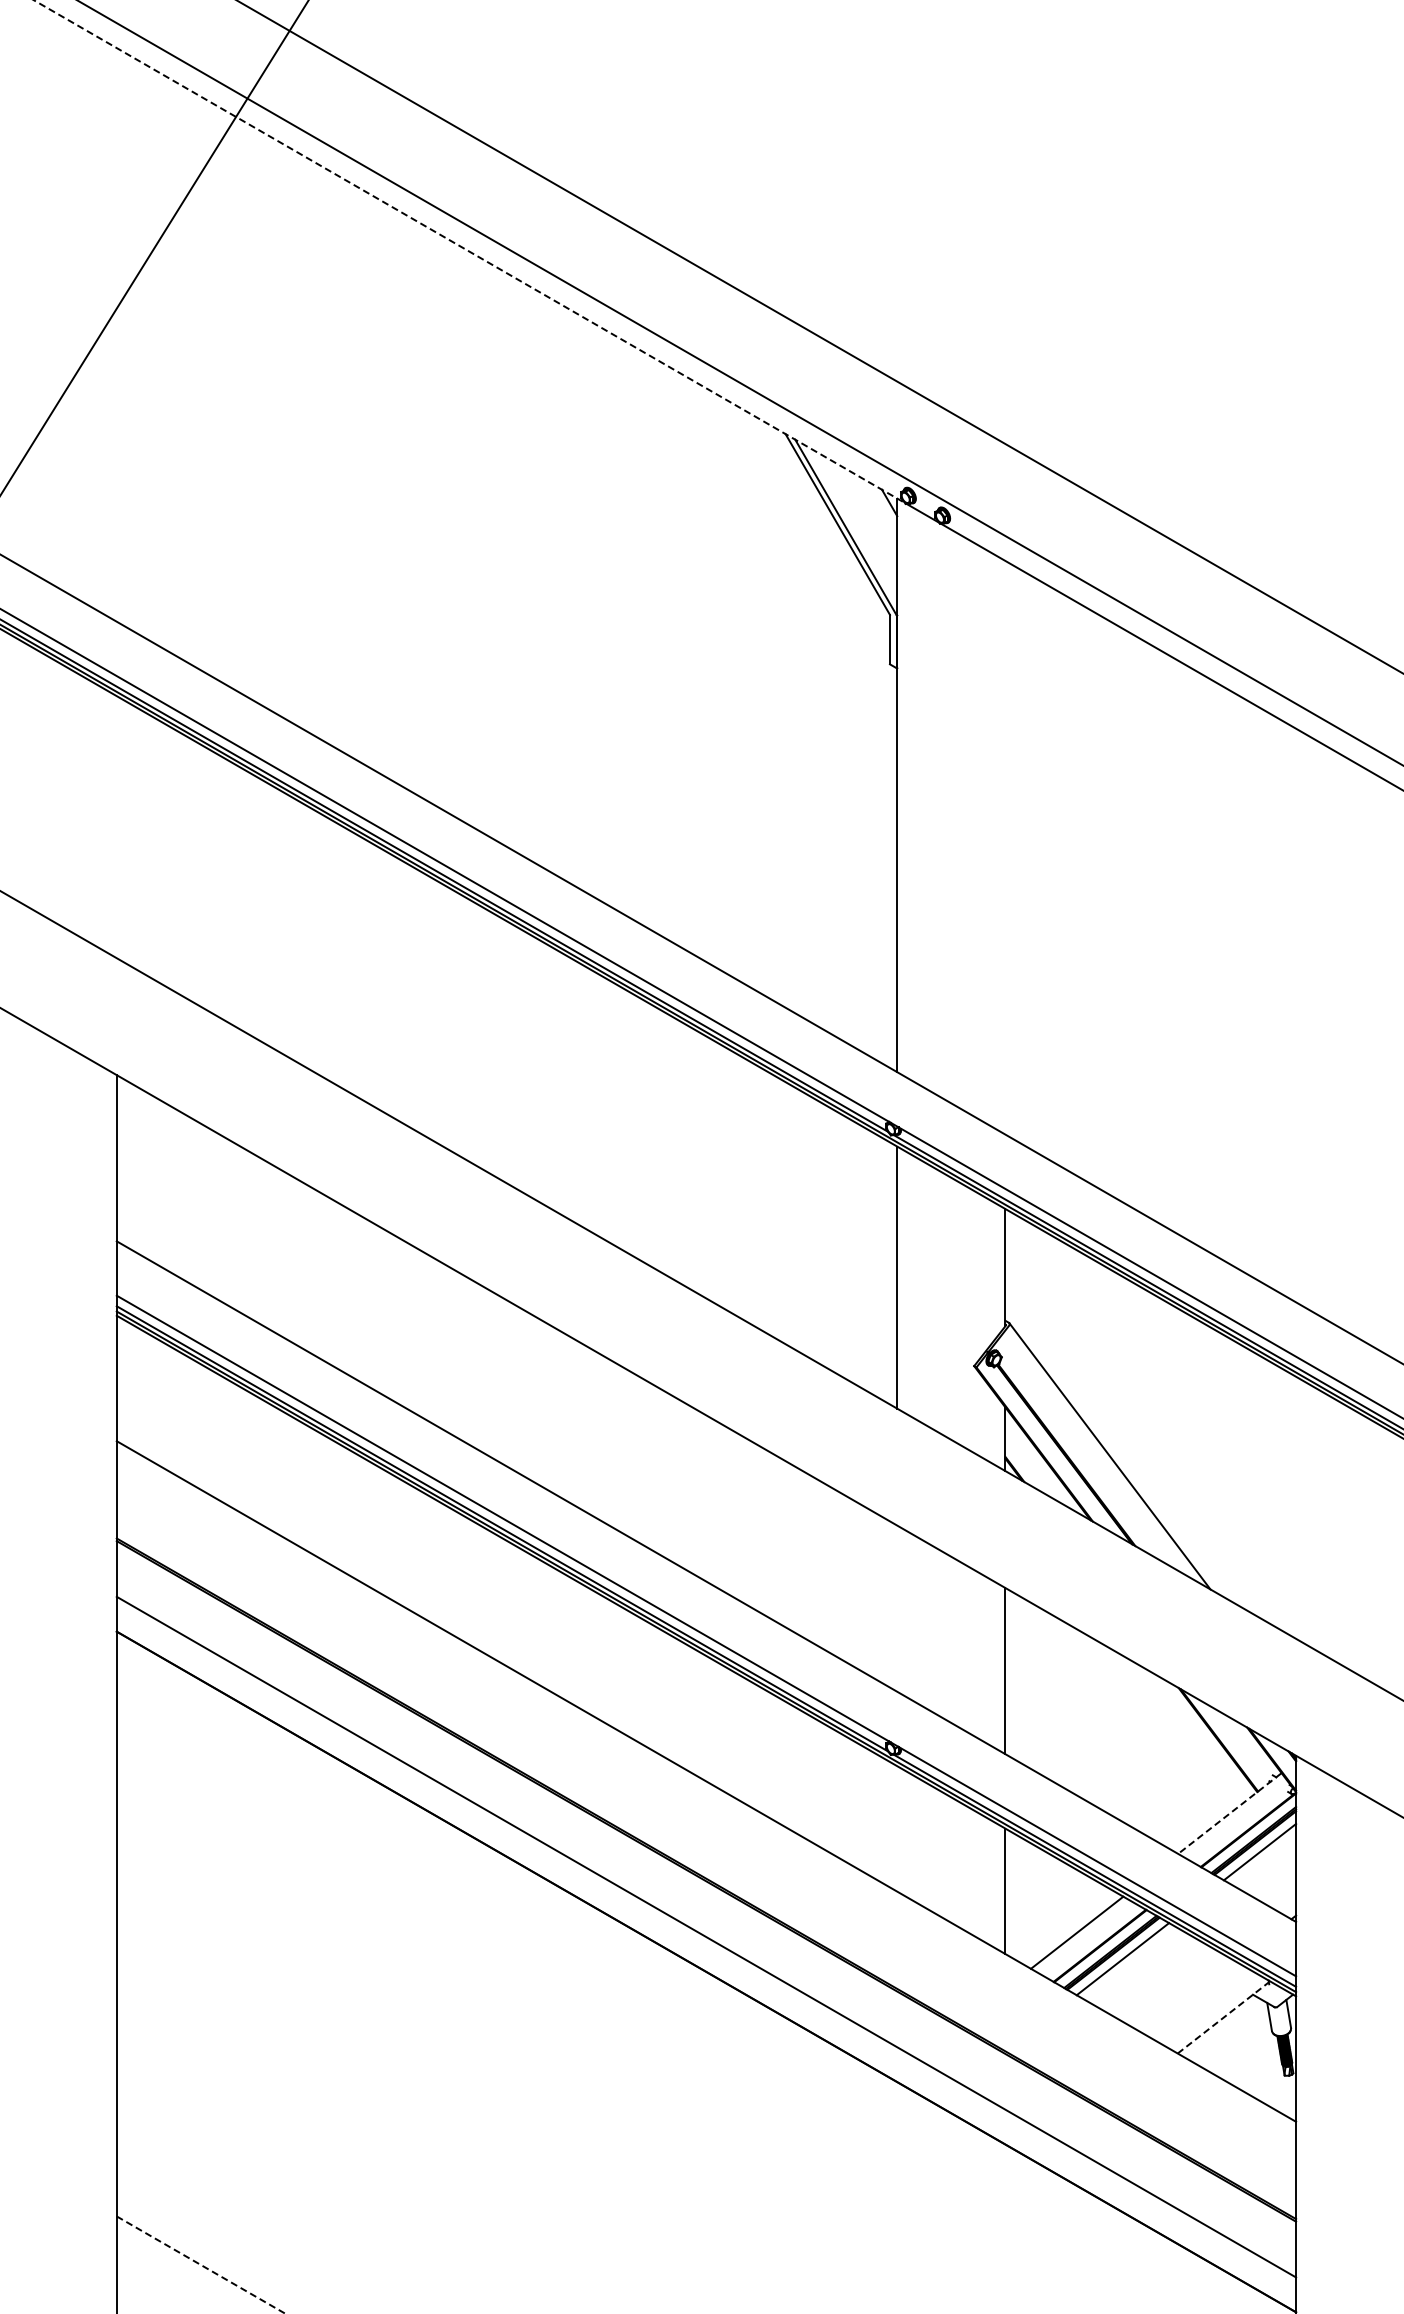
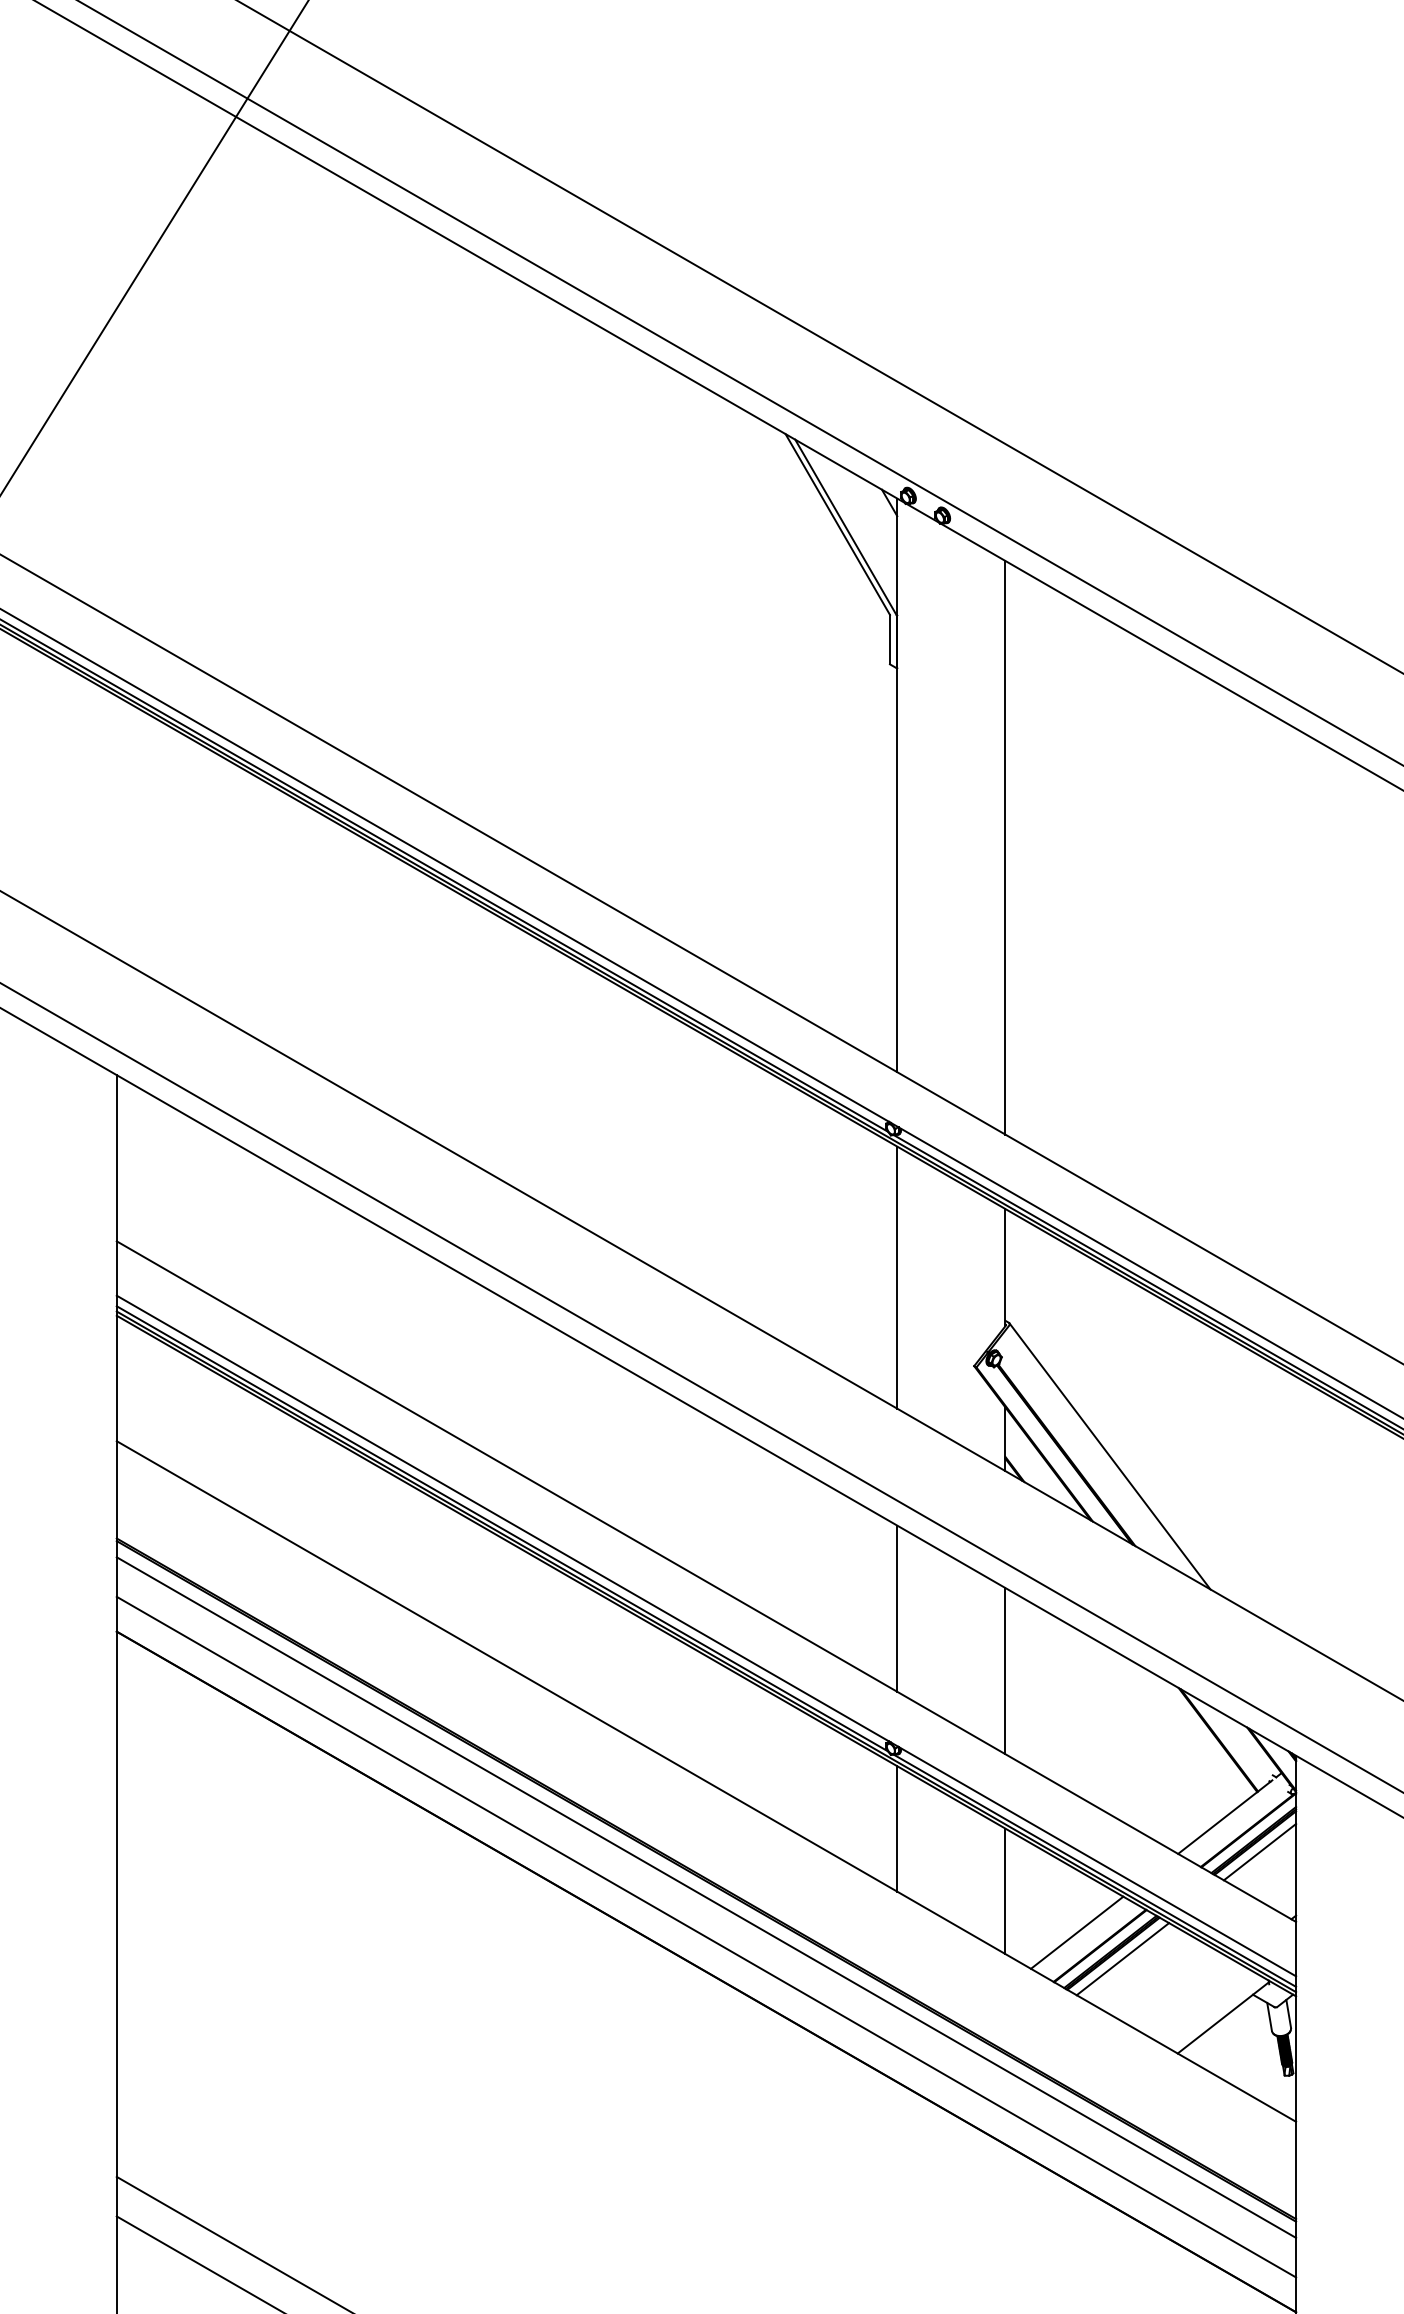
line: dashed -> solid (469, 251)
line: none -> present (1005, 847)
line: none -> present (701, 1387)
line: none -> present (897, 1608)
line: dashed -> solid (1225, 1817)
line: none -> present (897, 1828)
line: none -> present (706, 1897)
line: dashed -> solid (1223, 2017)
line: none -> present (232, 2243)
line: dashed -> solid (201, 2265)
